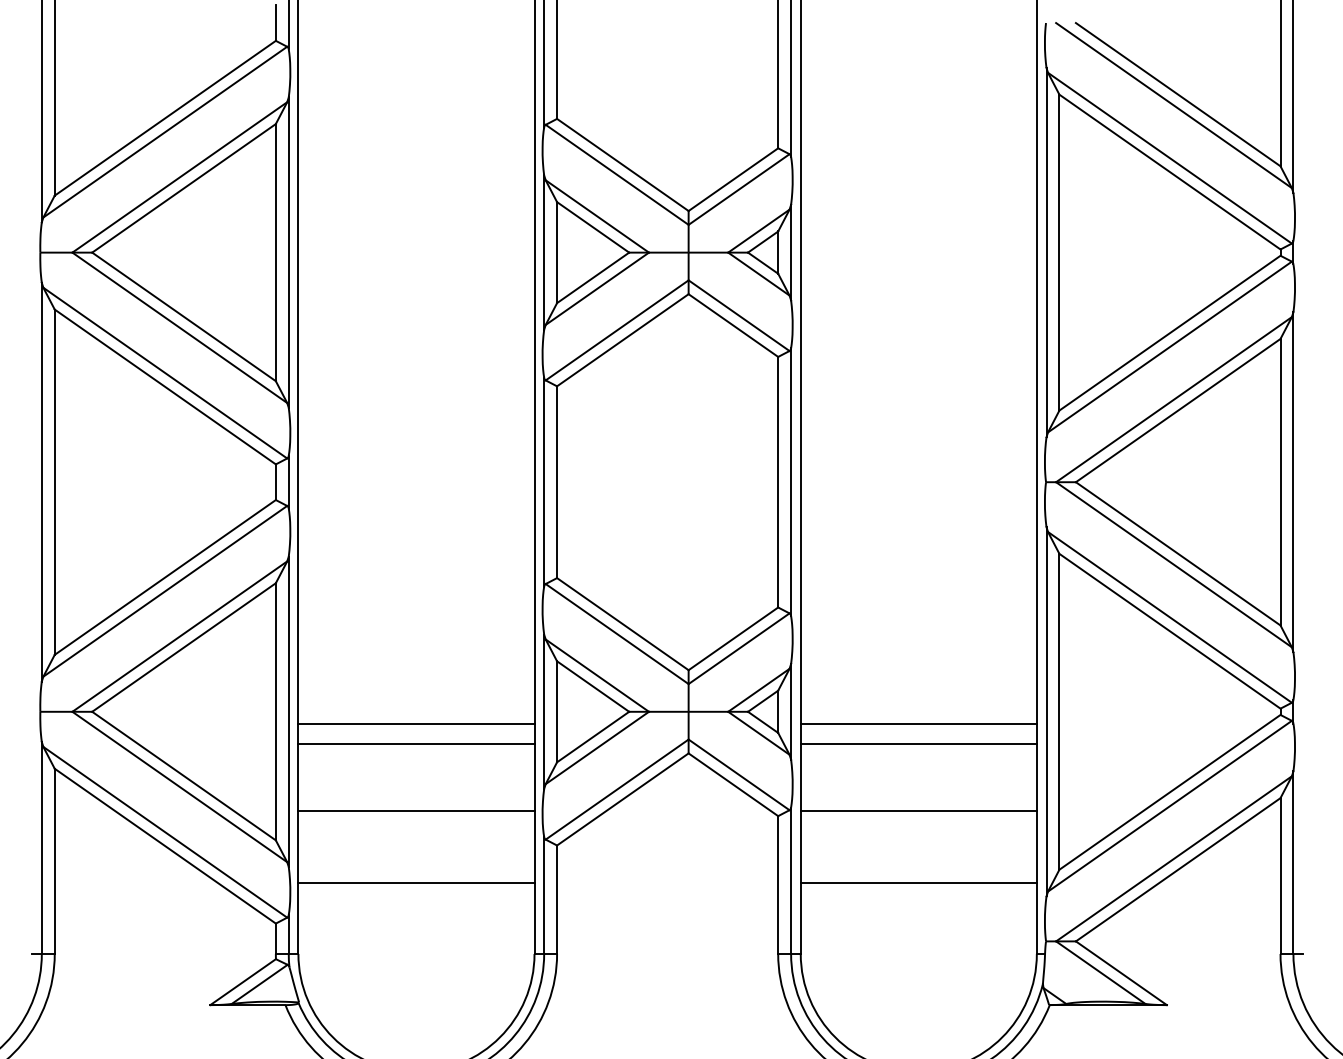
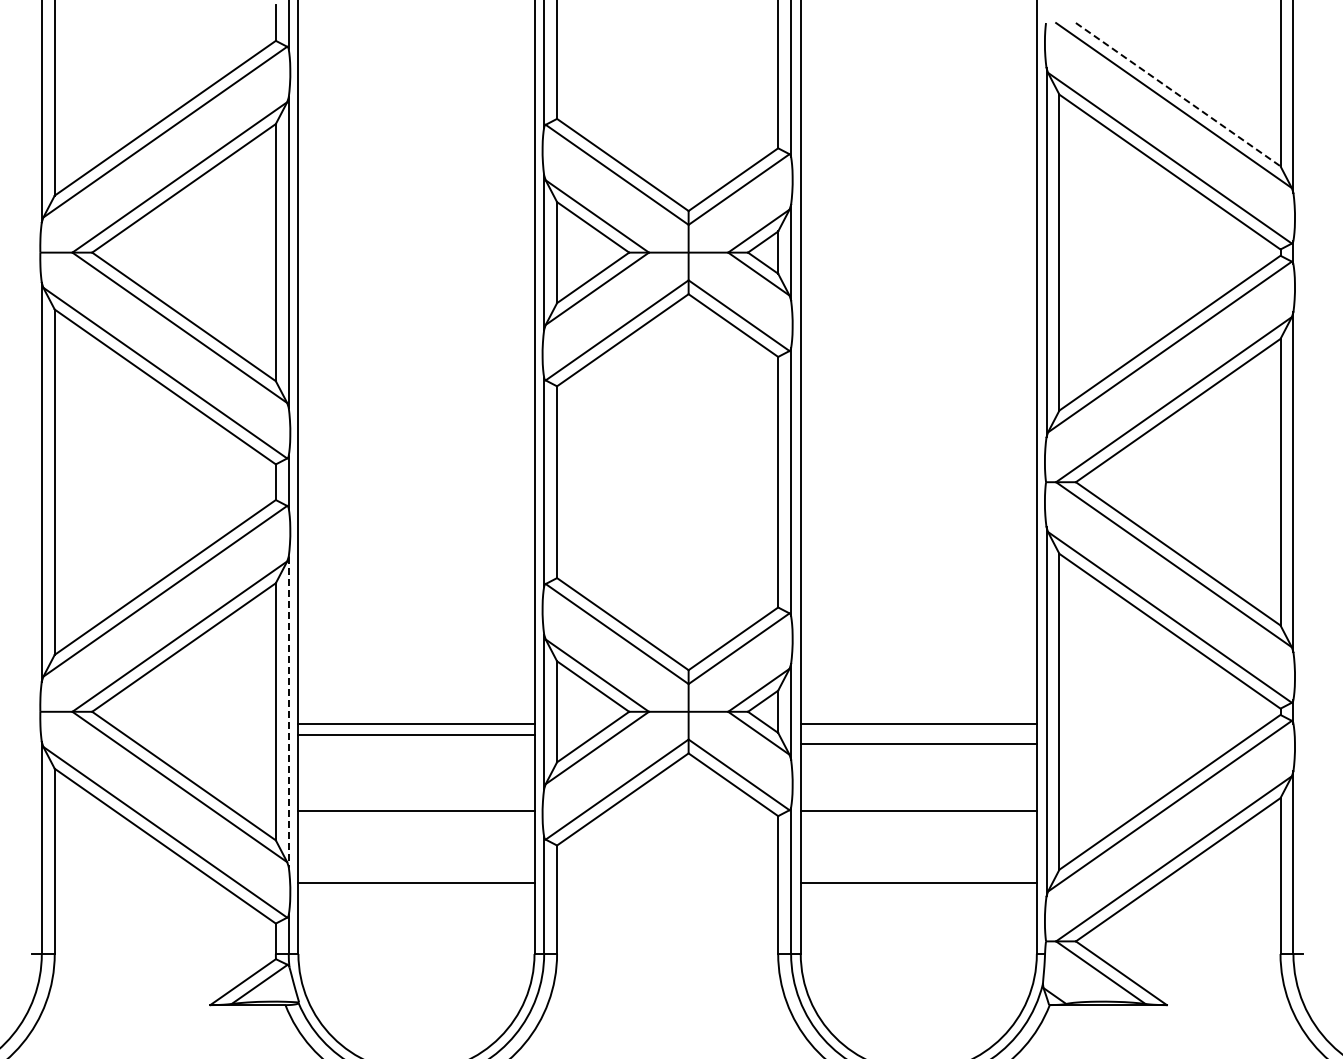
line: solid -> dashed (1178, 94)
line: solid -> dashed (288, 712)
line position: (416, 744) -> (416, 735) (416, 735)
